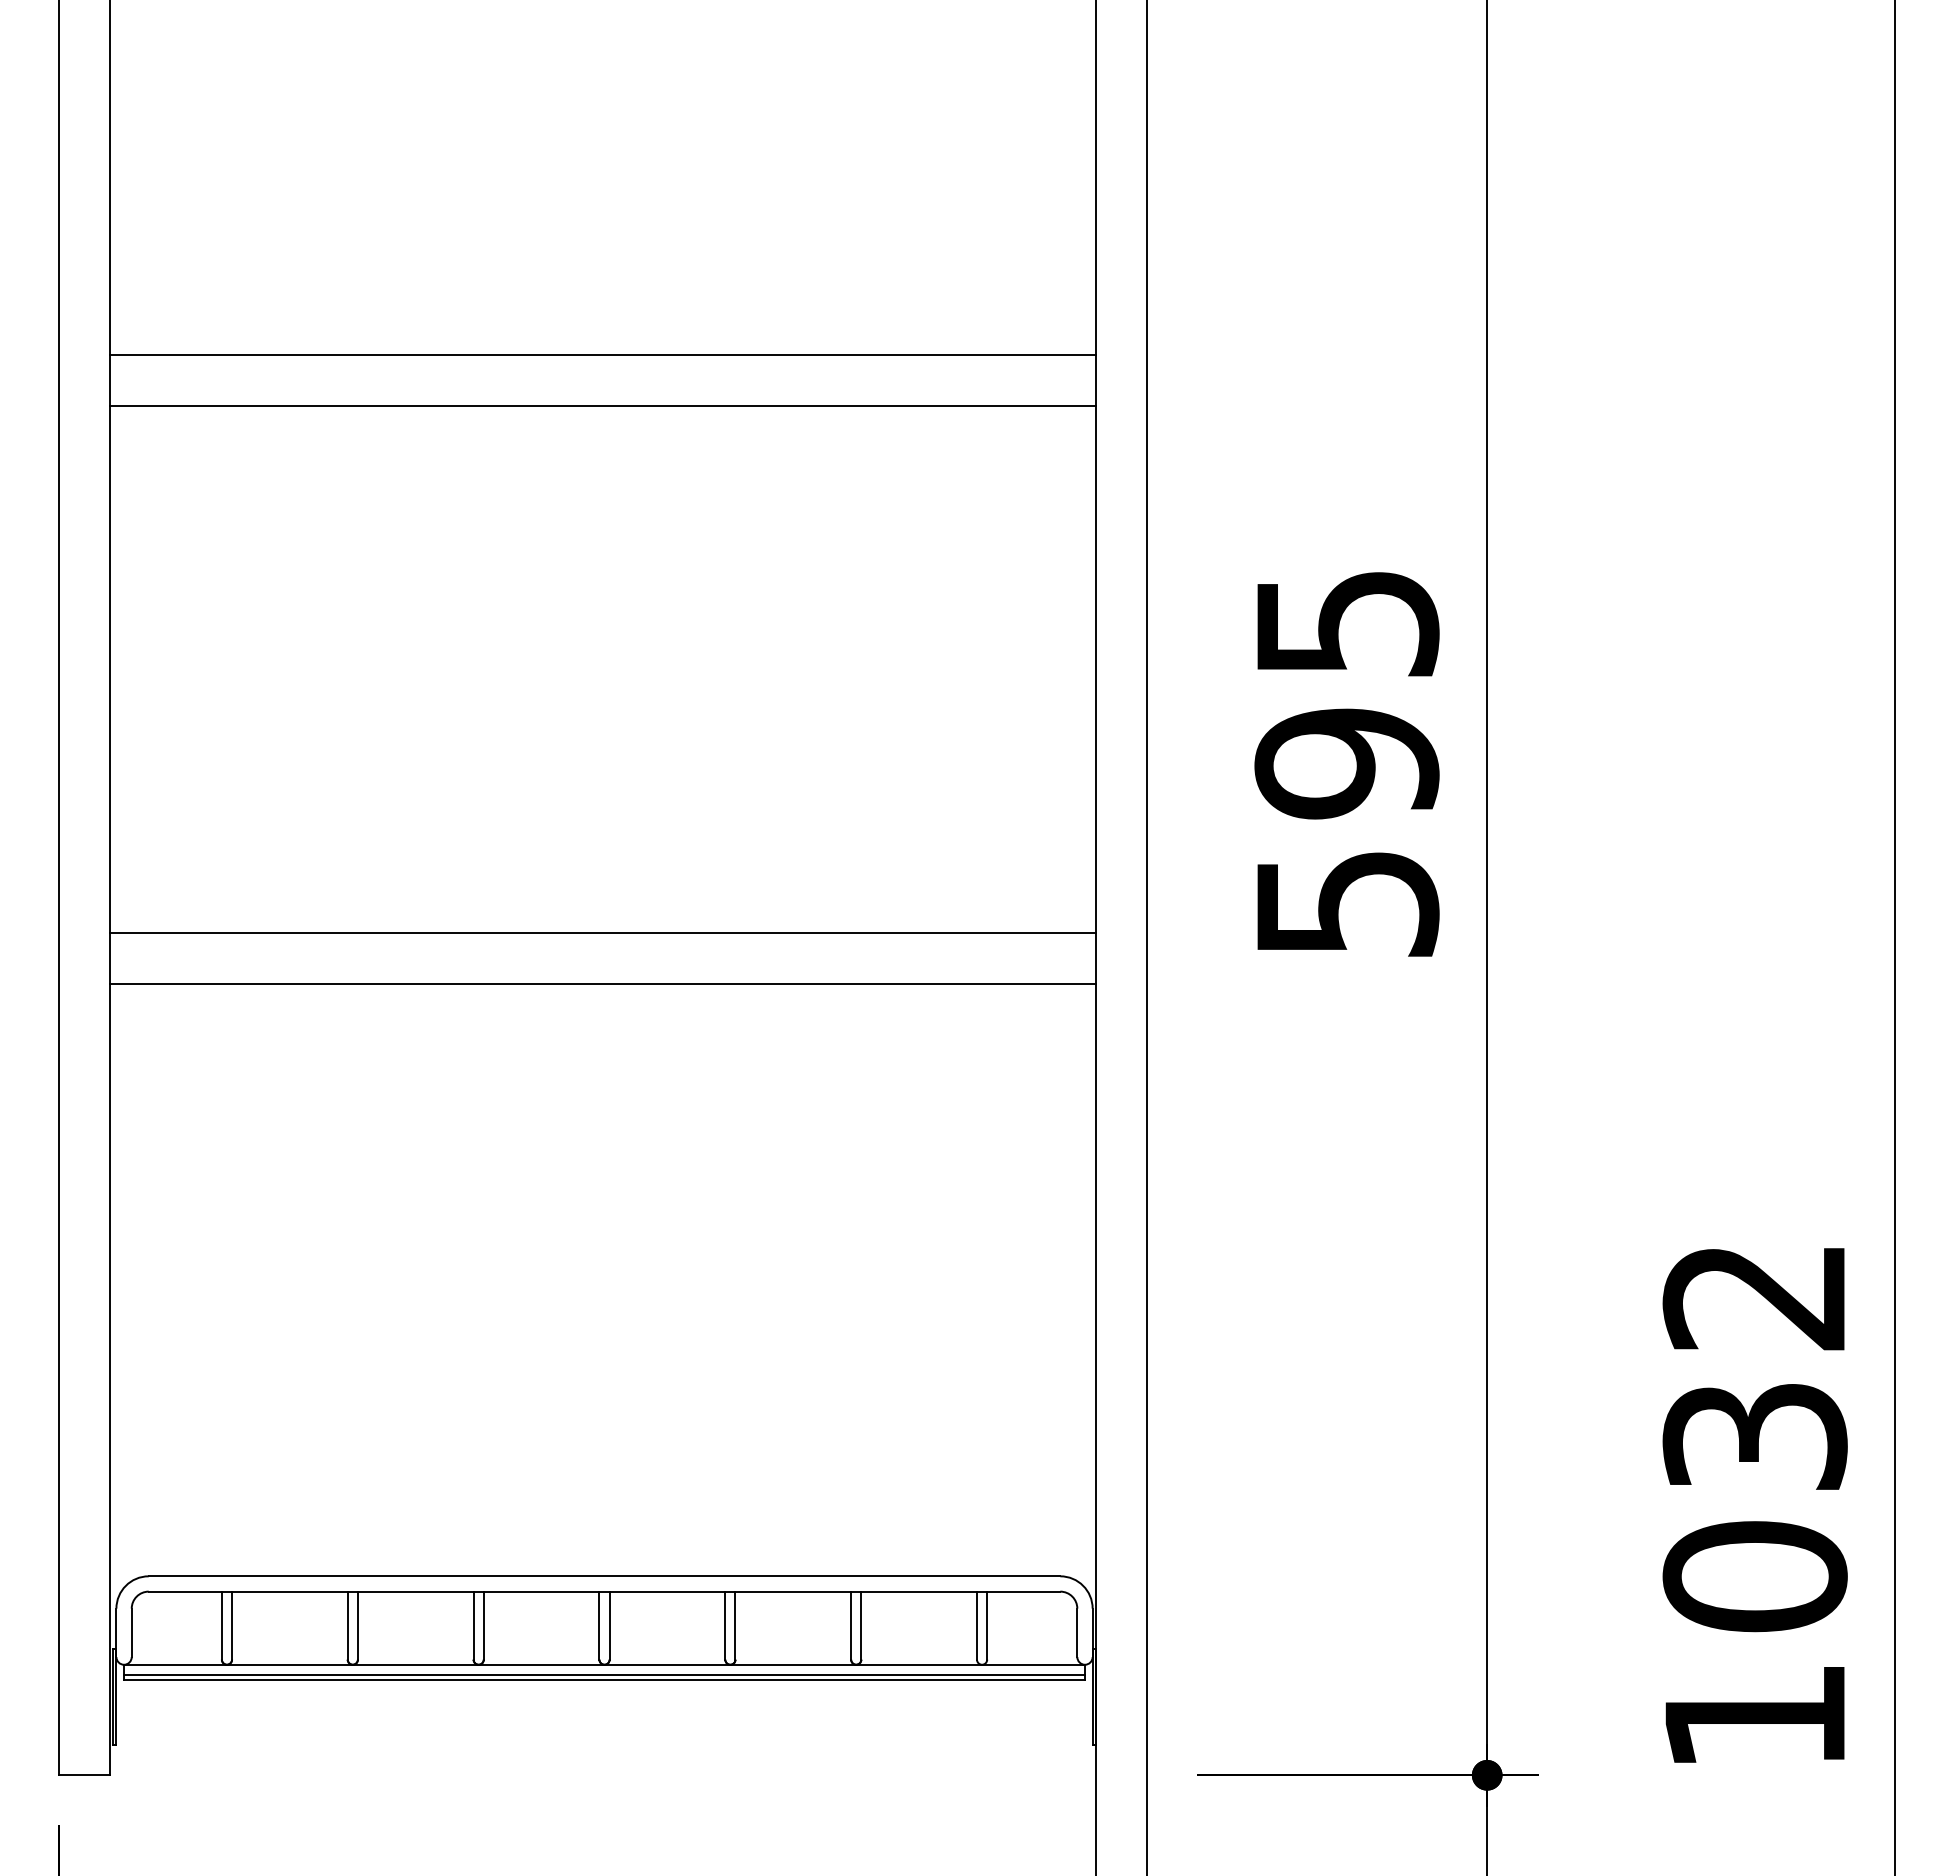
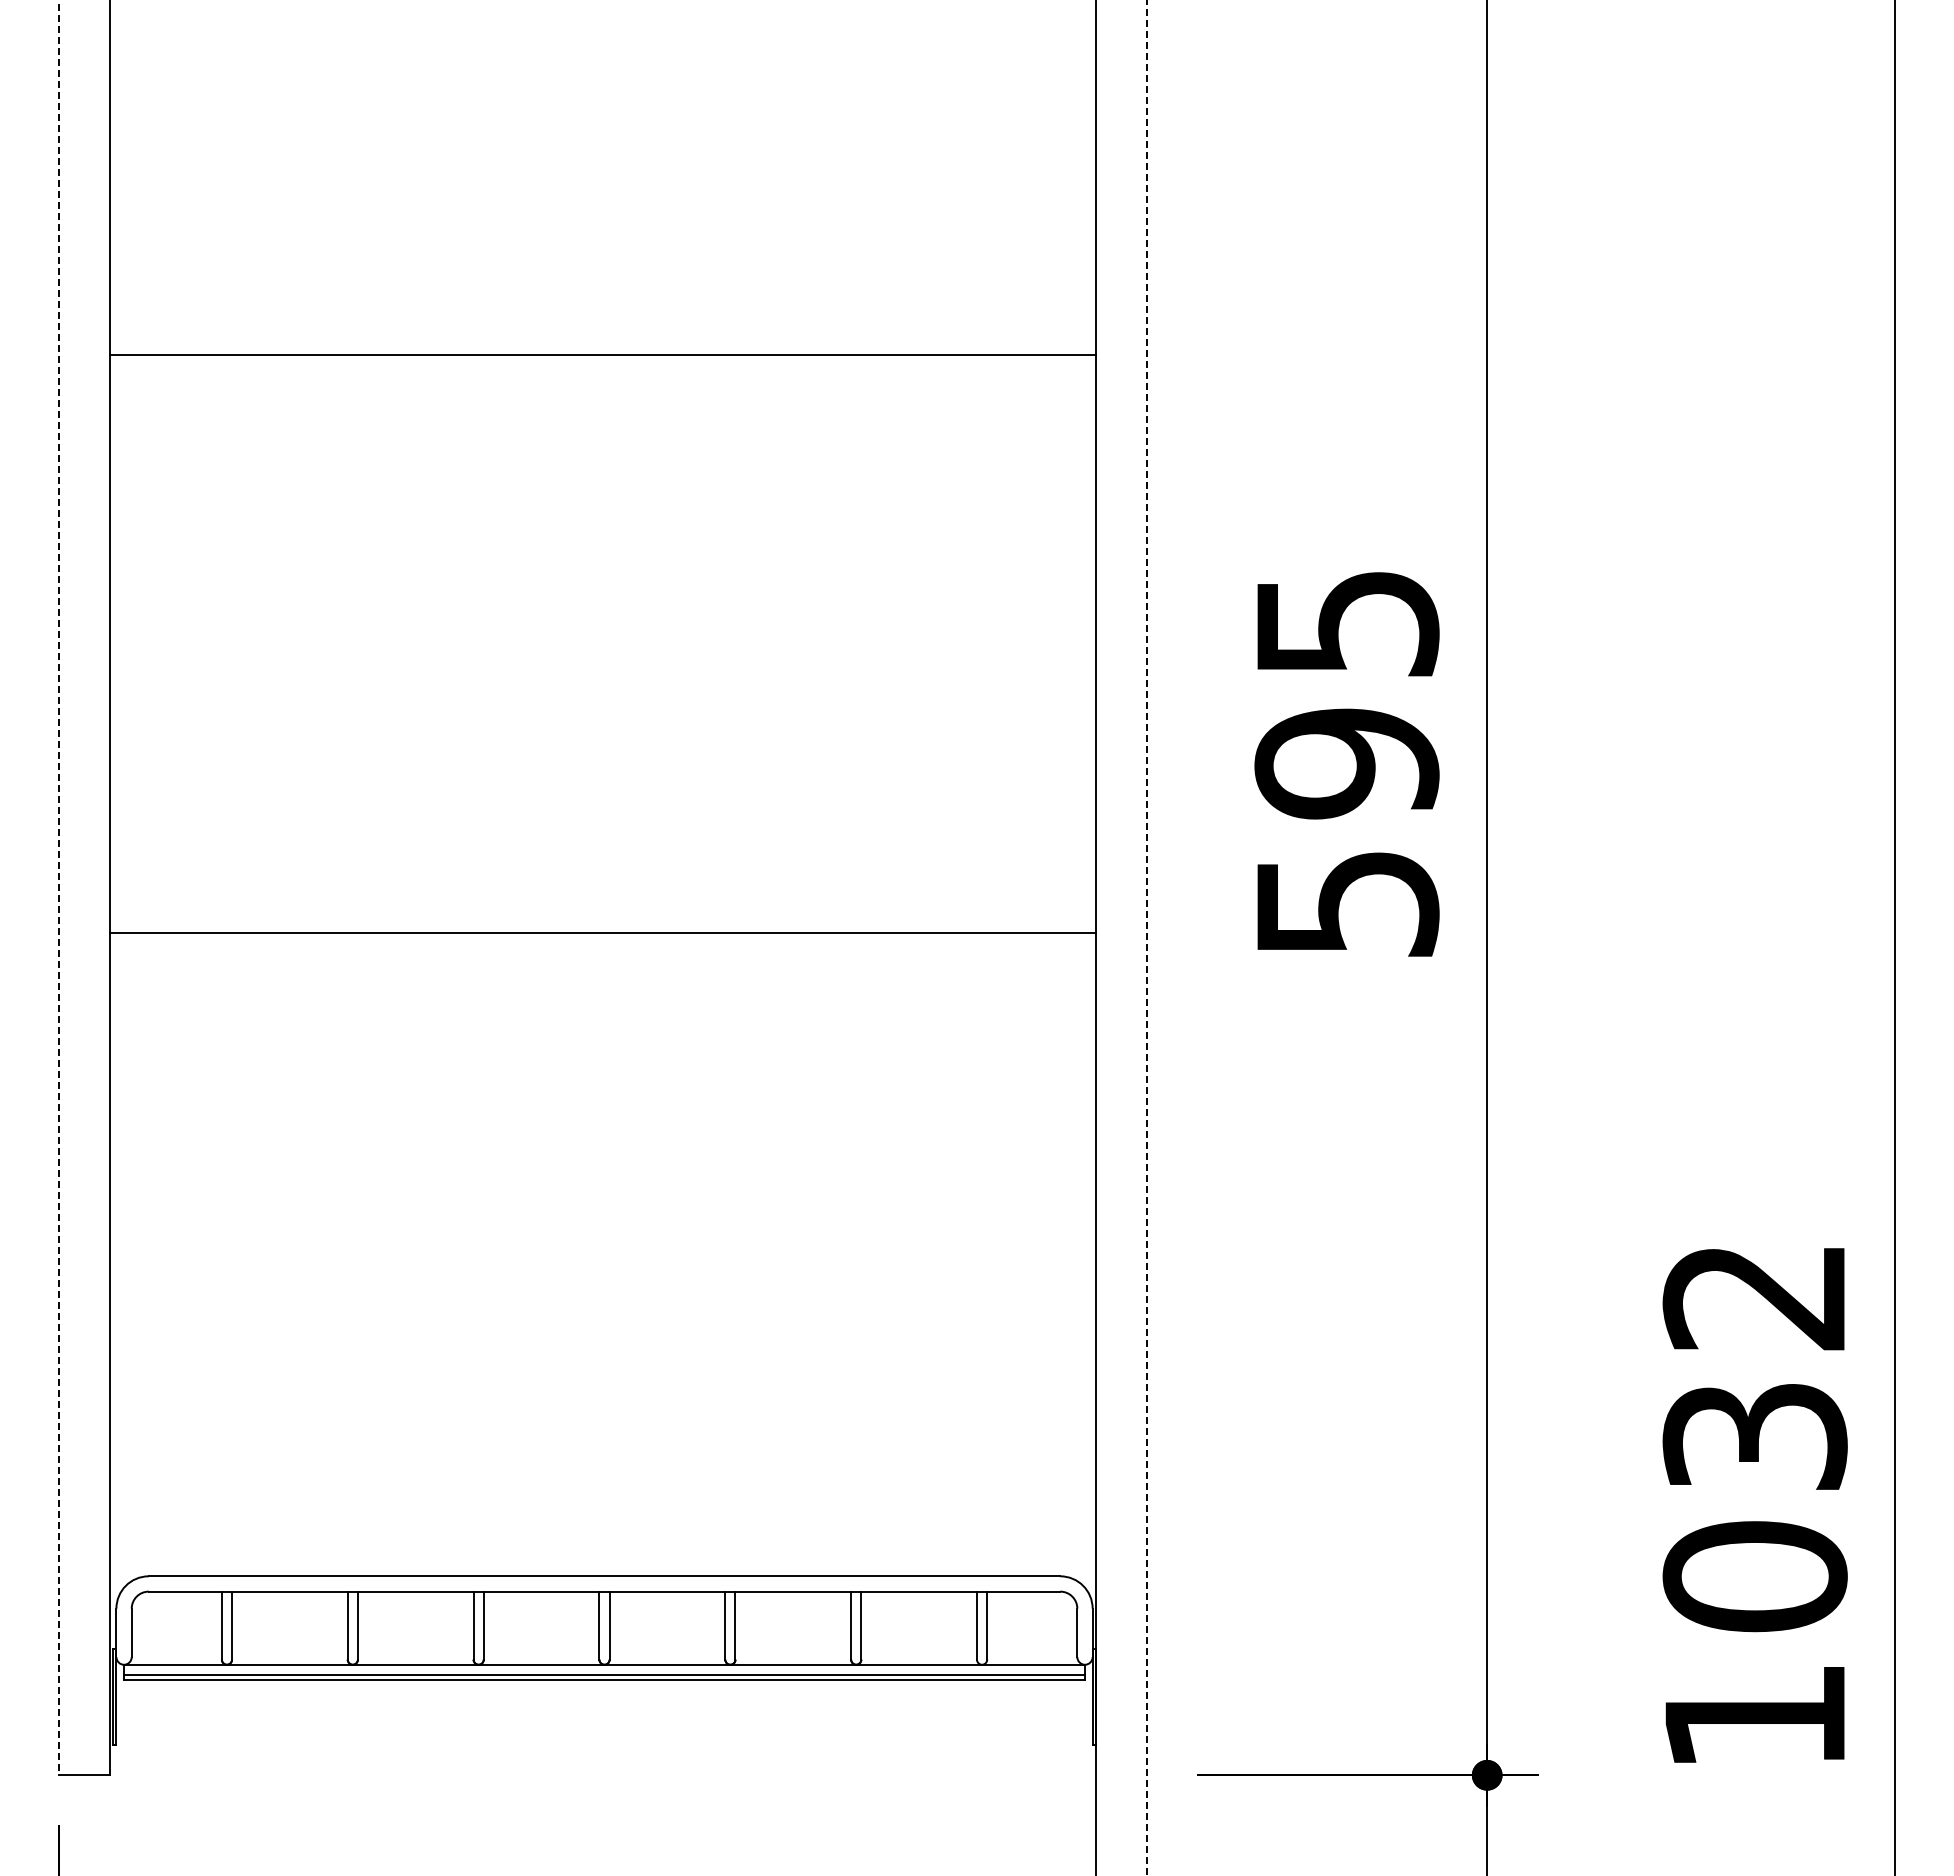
line: present -> none (602, 406)
line: solid -> dashed (58, 888)
line: solid -> dashed (1147, 937)
line: present -> none (602, 984)
